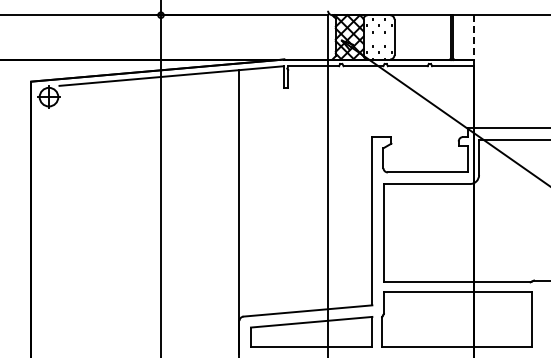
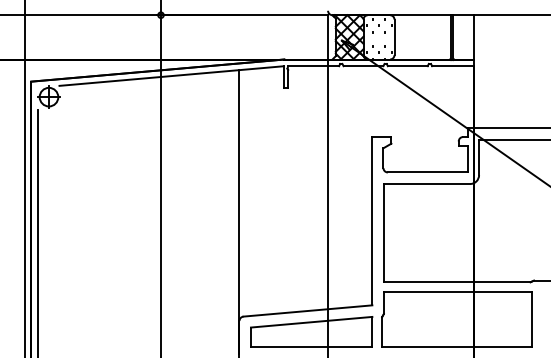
line: dashed -> solid (474, 37)
line: none -> present (24, 178)
line: none -> present (37, 232)
